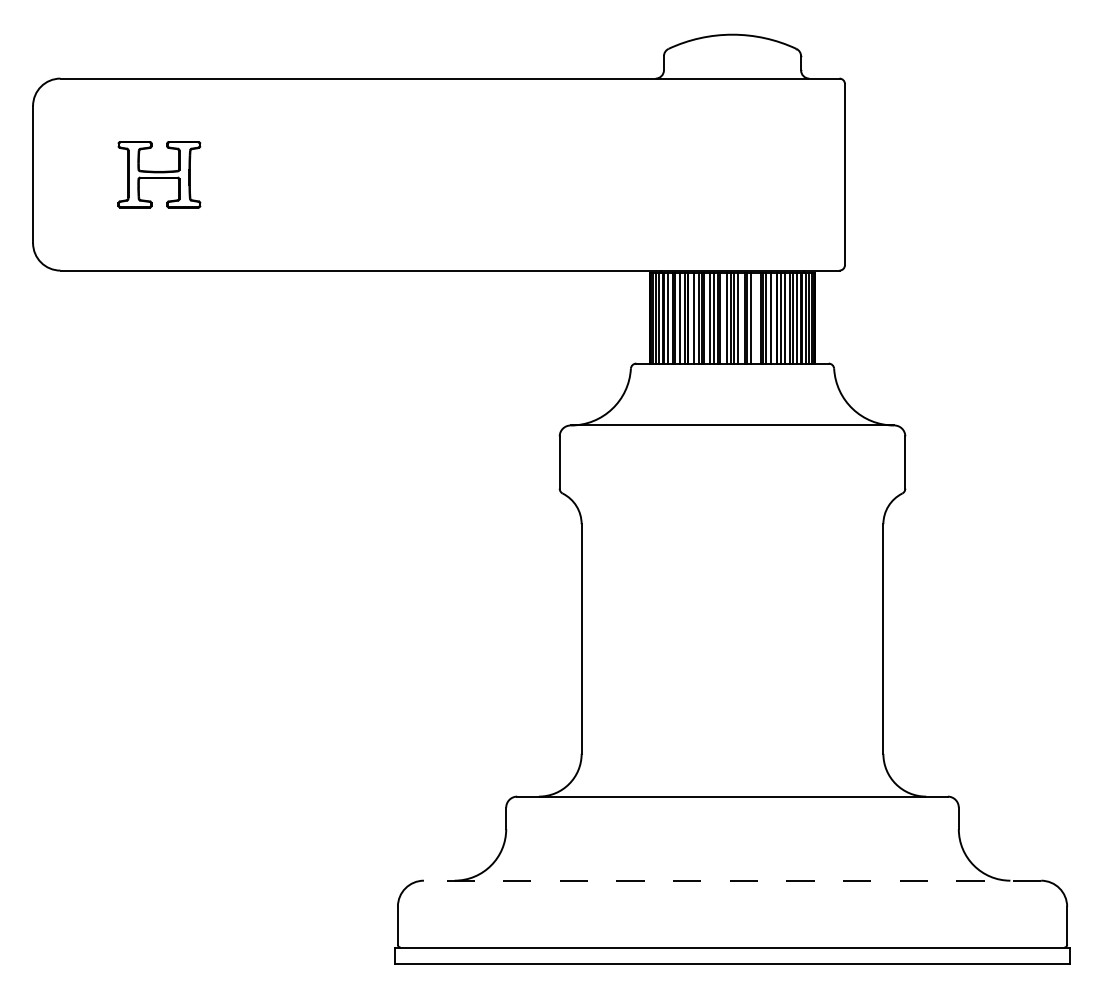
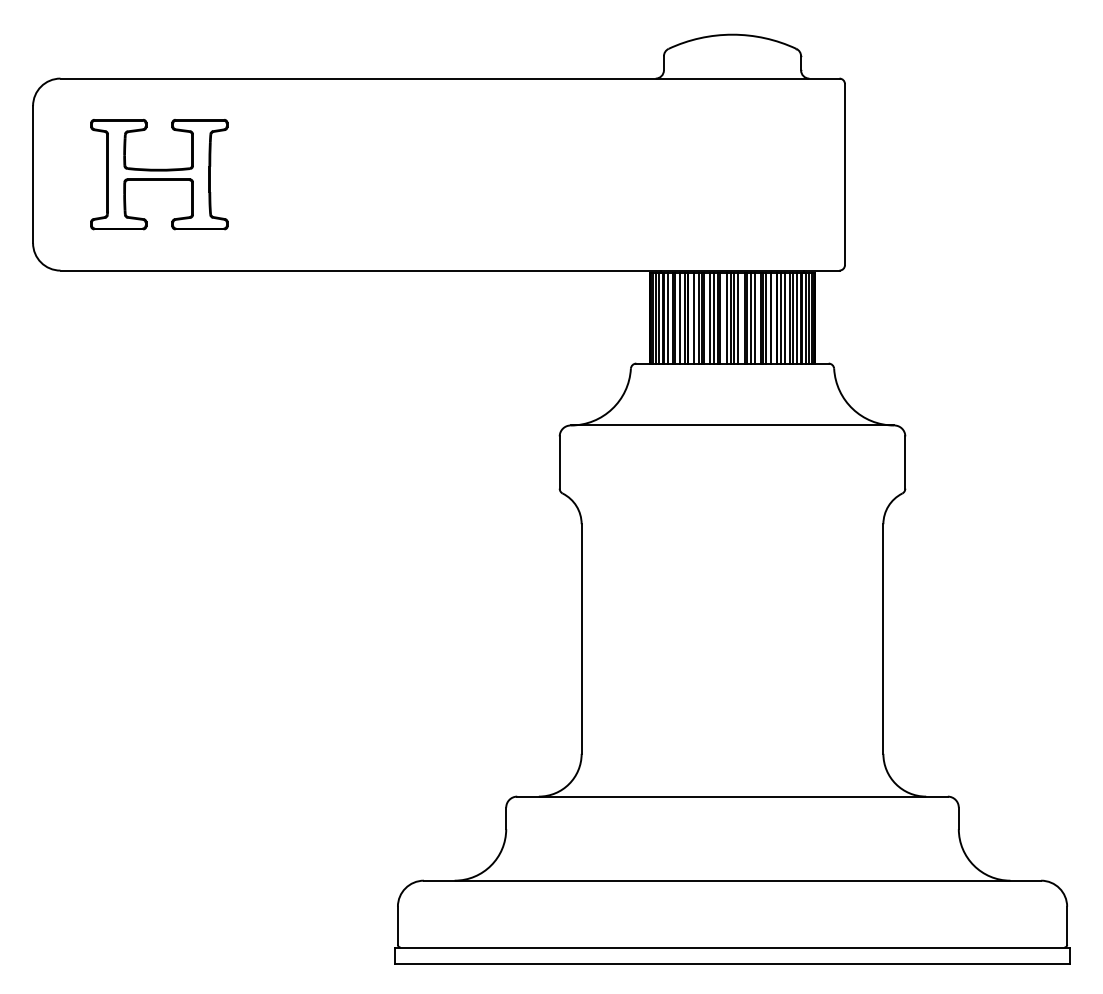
part size: 85x68 px -> 139x112 px (159, 174)
line: none -> present (754, 318)
line: dashed -> solid (732, 880)
